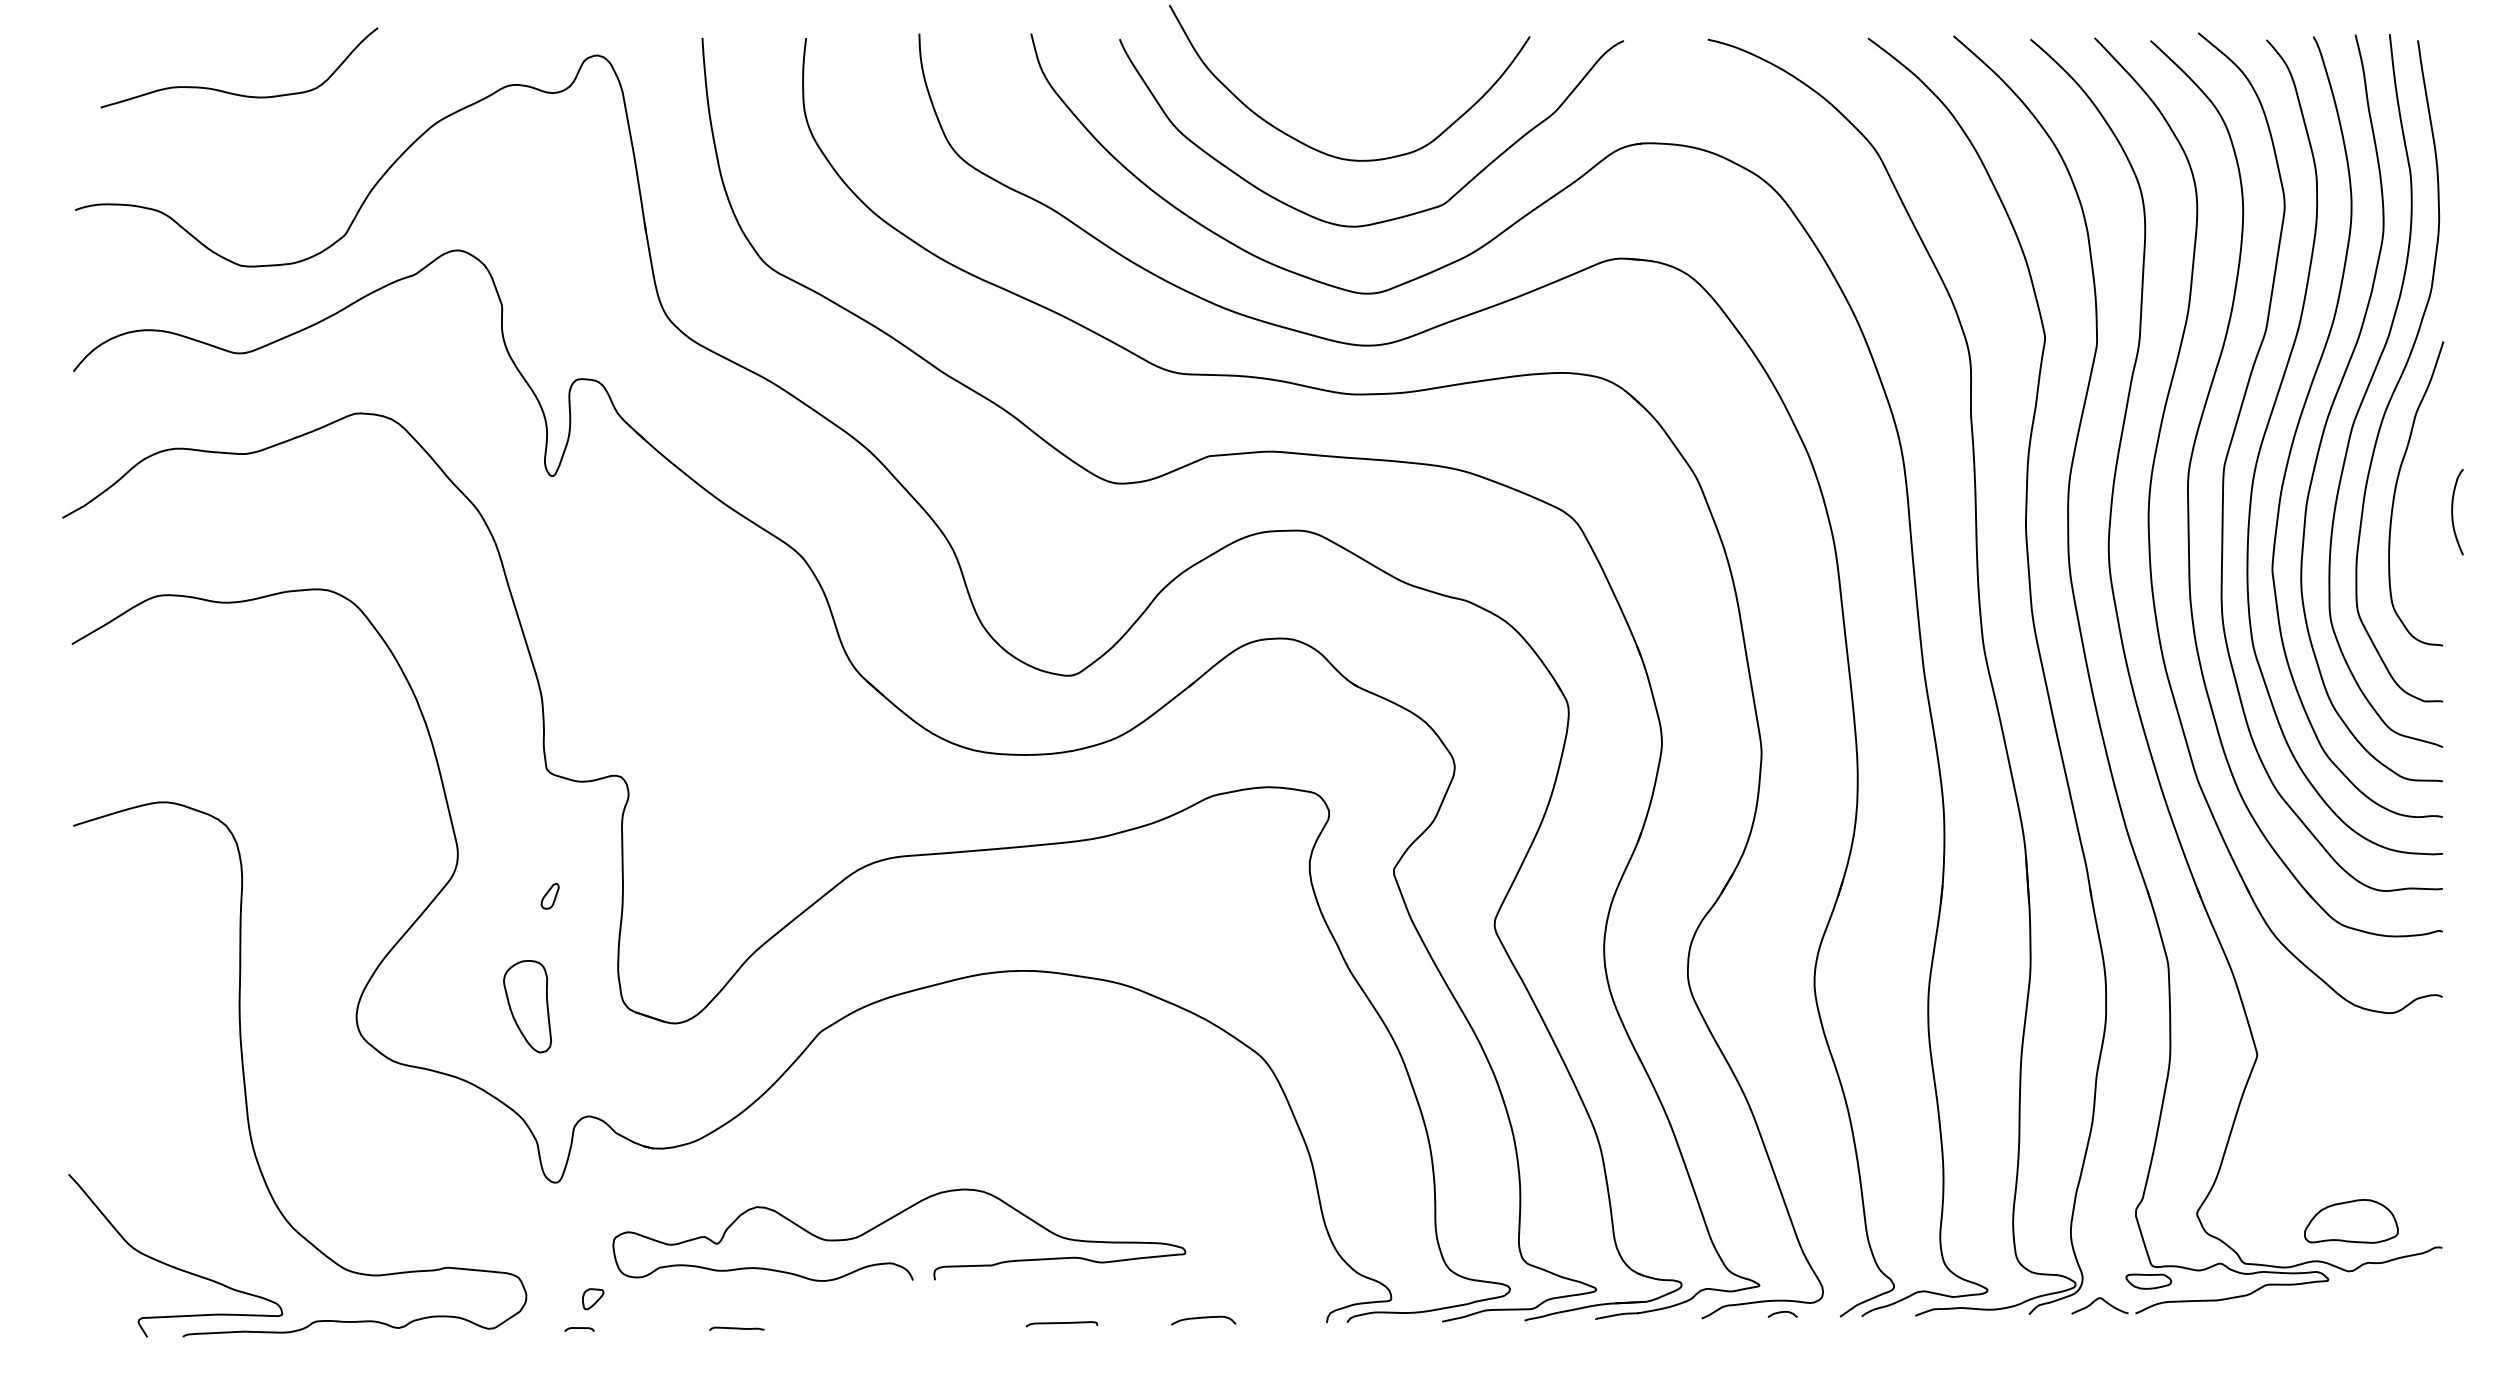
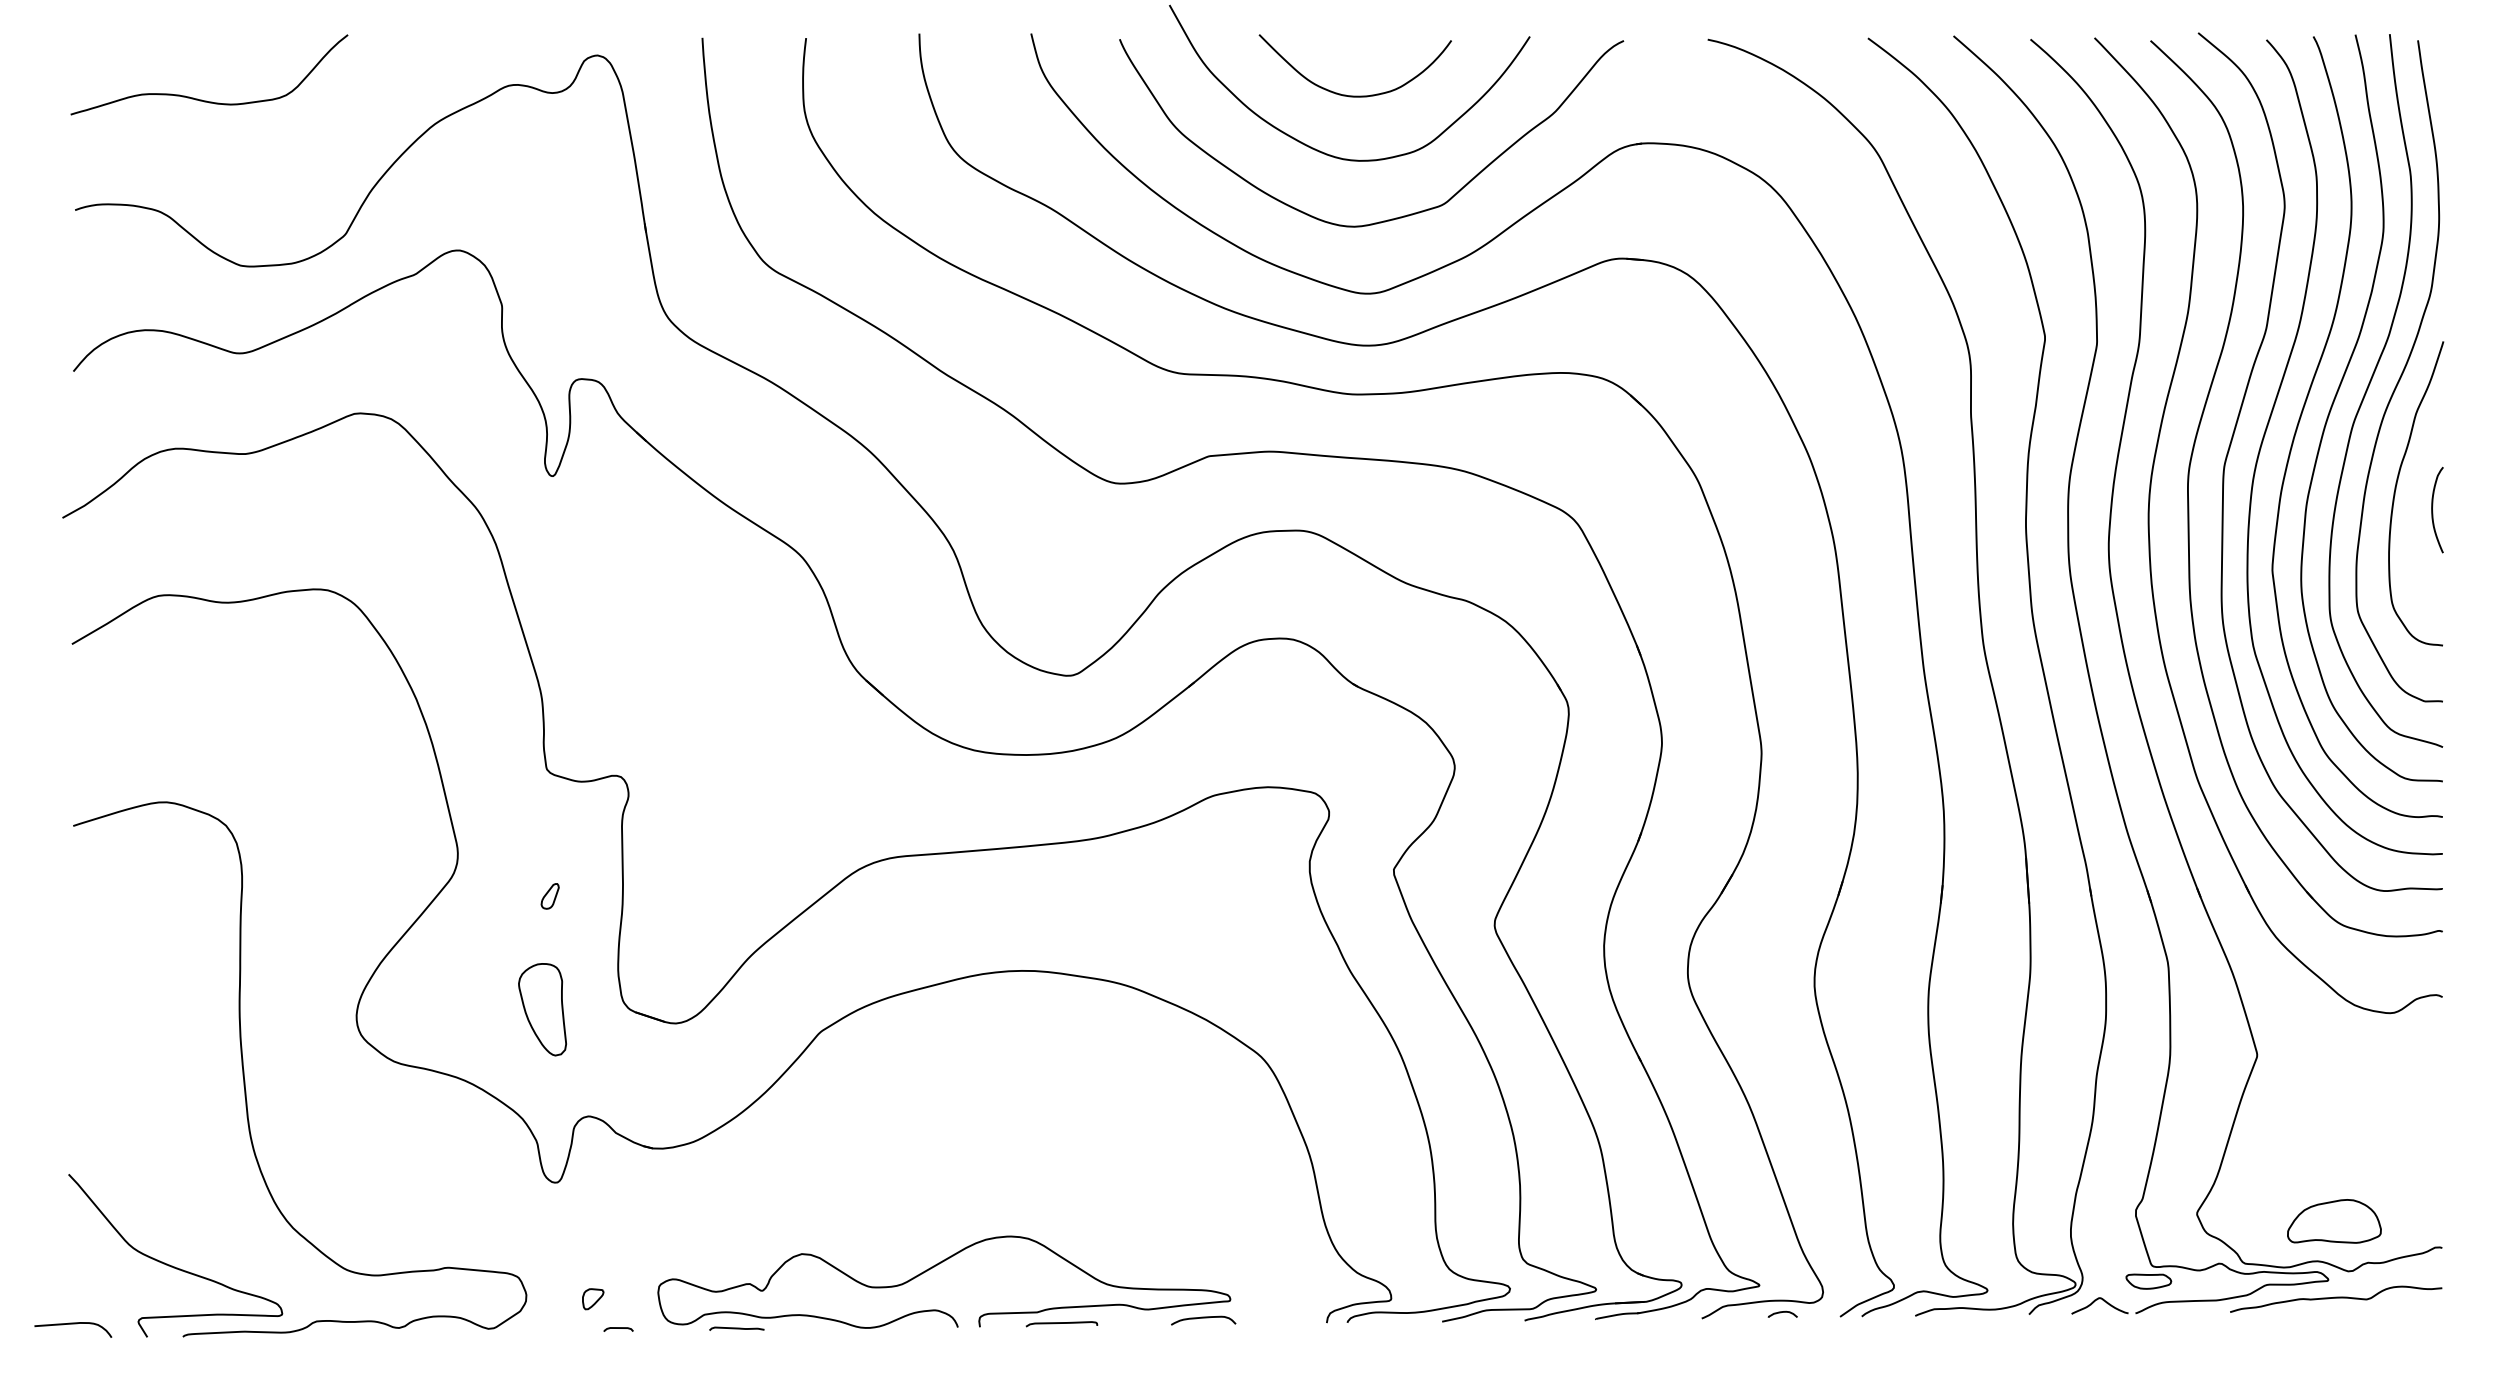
curve position: (232, 92) -> (202, 99) (202, 99)
curve: none -> present (1354, 95)
curve position: (2453, 513) -> (2433, 511) (2433, 511)
part position: (527, 1006) -> (542, 1009) (542, 1009)
curve position: (891, 1219) -> (936, 1266) (936, 1266)
part position: (2351, 1221) -> (2334, 1221) (2334, 1221)
curve: none -> present (2336, 1298)
curve: none -> present (73, 1324)
curve position: (579, 1328) -> (618, 1328) (618, 1328)
